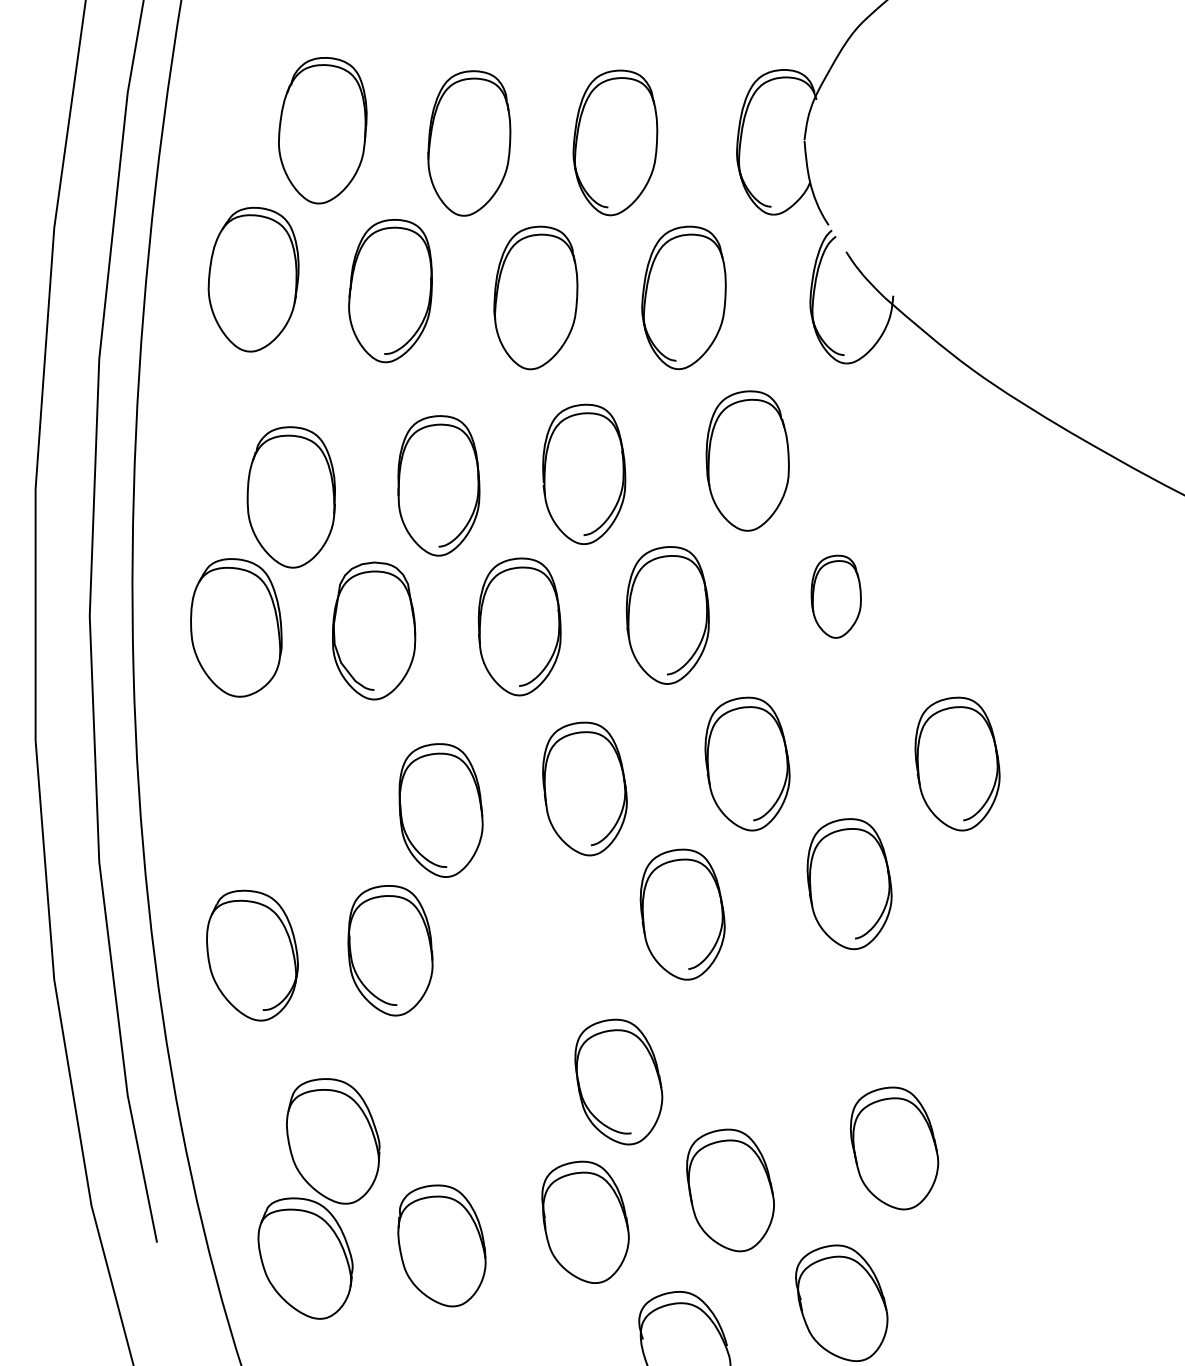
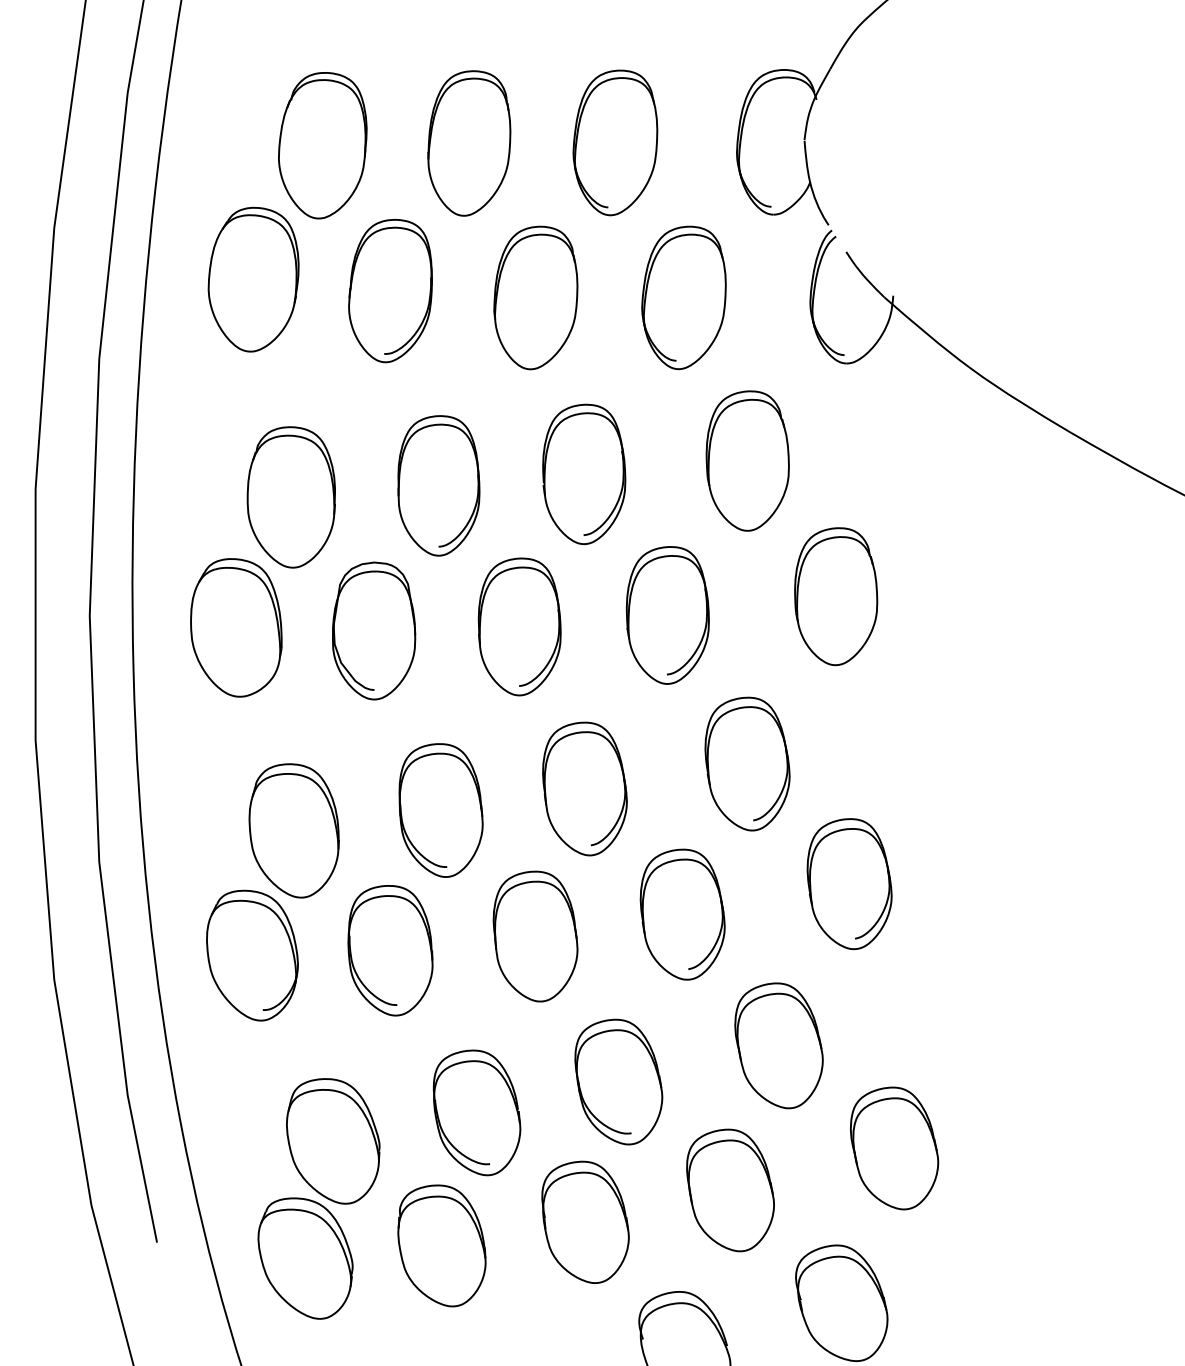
part position: (322, 130) -> (322, 145) (322, 145)
part size: 52x85 px -> 85x140 px (836, 596)
part: present -> none (957, 763)
part: none -> present (293, 830)
part: none -> present (535, 936)
part: none -> present (778, 1045)
part: none -> present (476, 1112)
